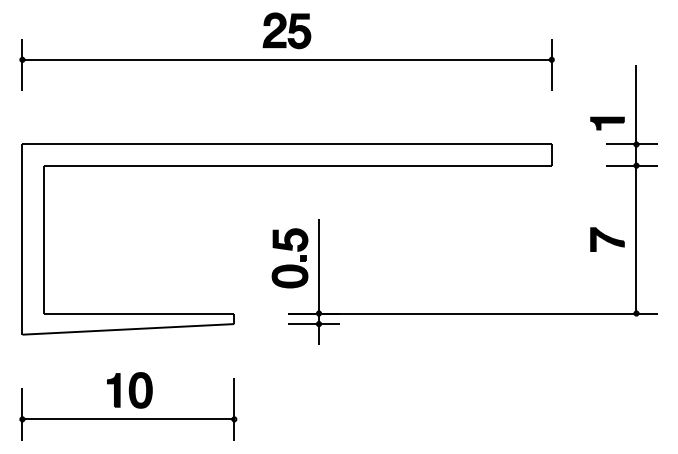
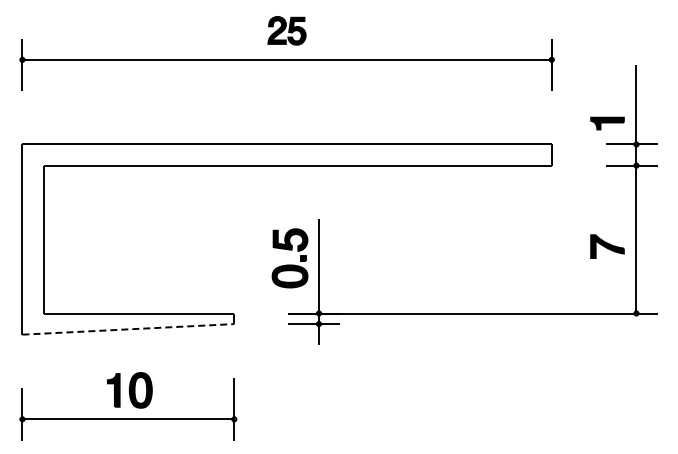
part size: 50x38 px -> 40x30 px (286, 30)
part position: (607, 239) -> (607, 246) (607, 246)
line: solid -> dashed (128, 329)
